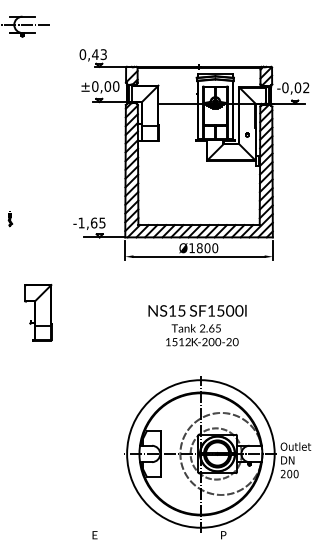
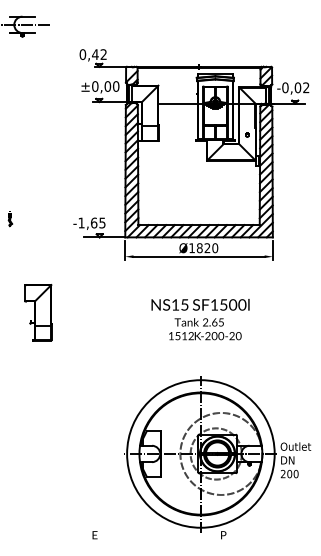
text: 0,43 -> 0,42 (103, 54)
text: Ø1800 -> Ø1820 (207, 248)
text position: (197, 325) -> (200, 319) (200, 319)
